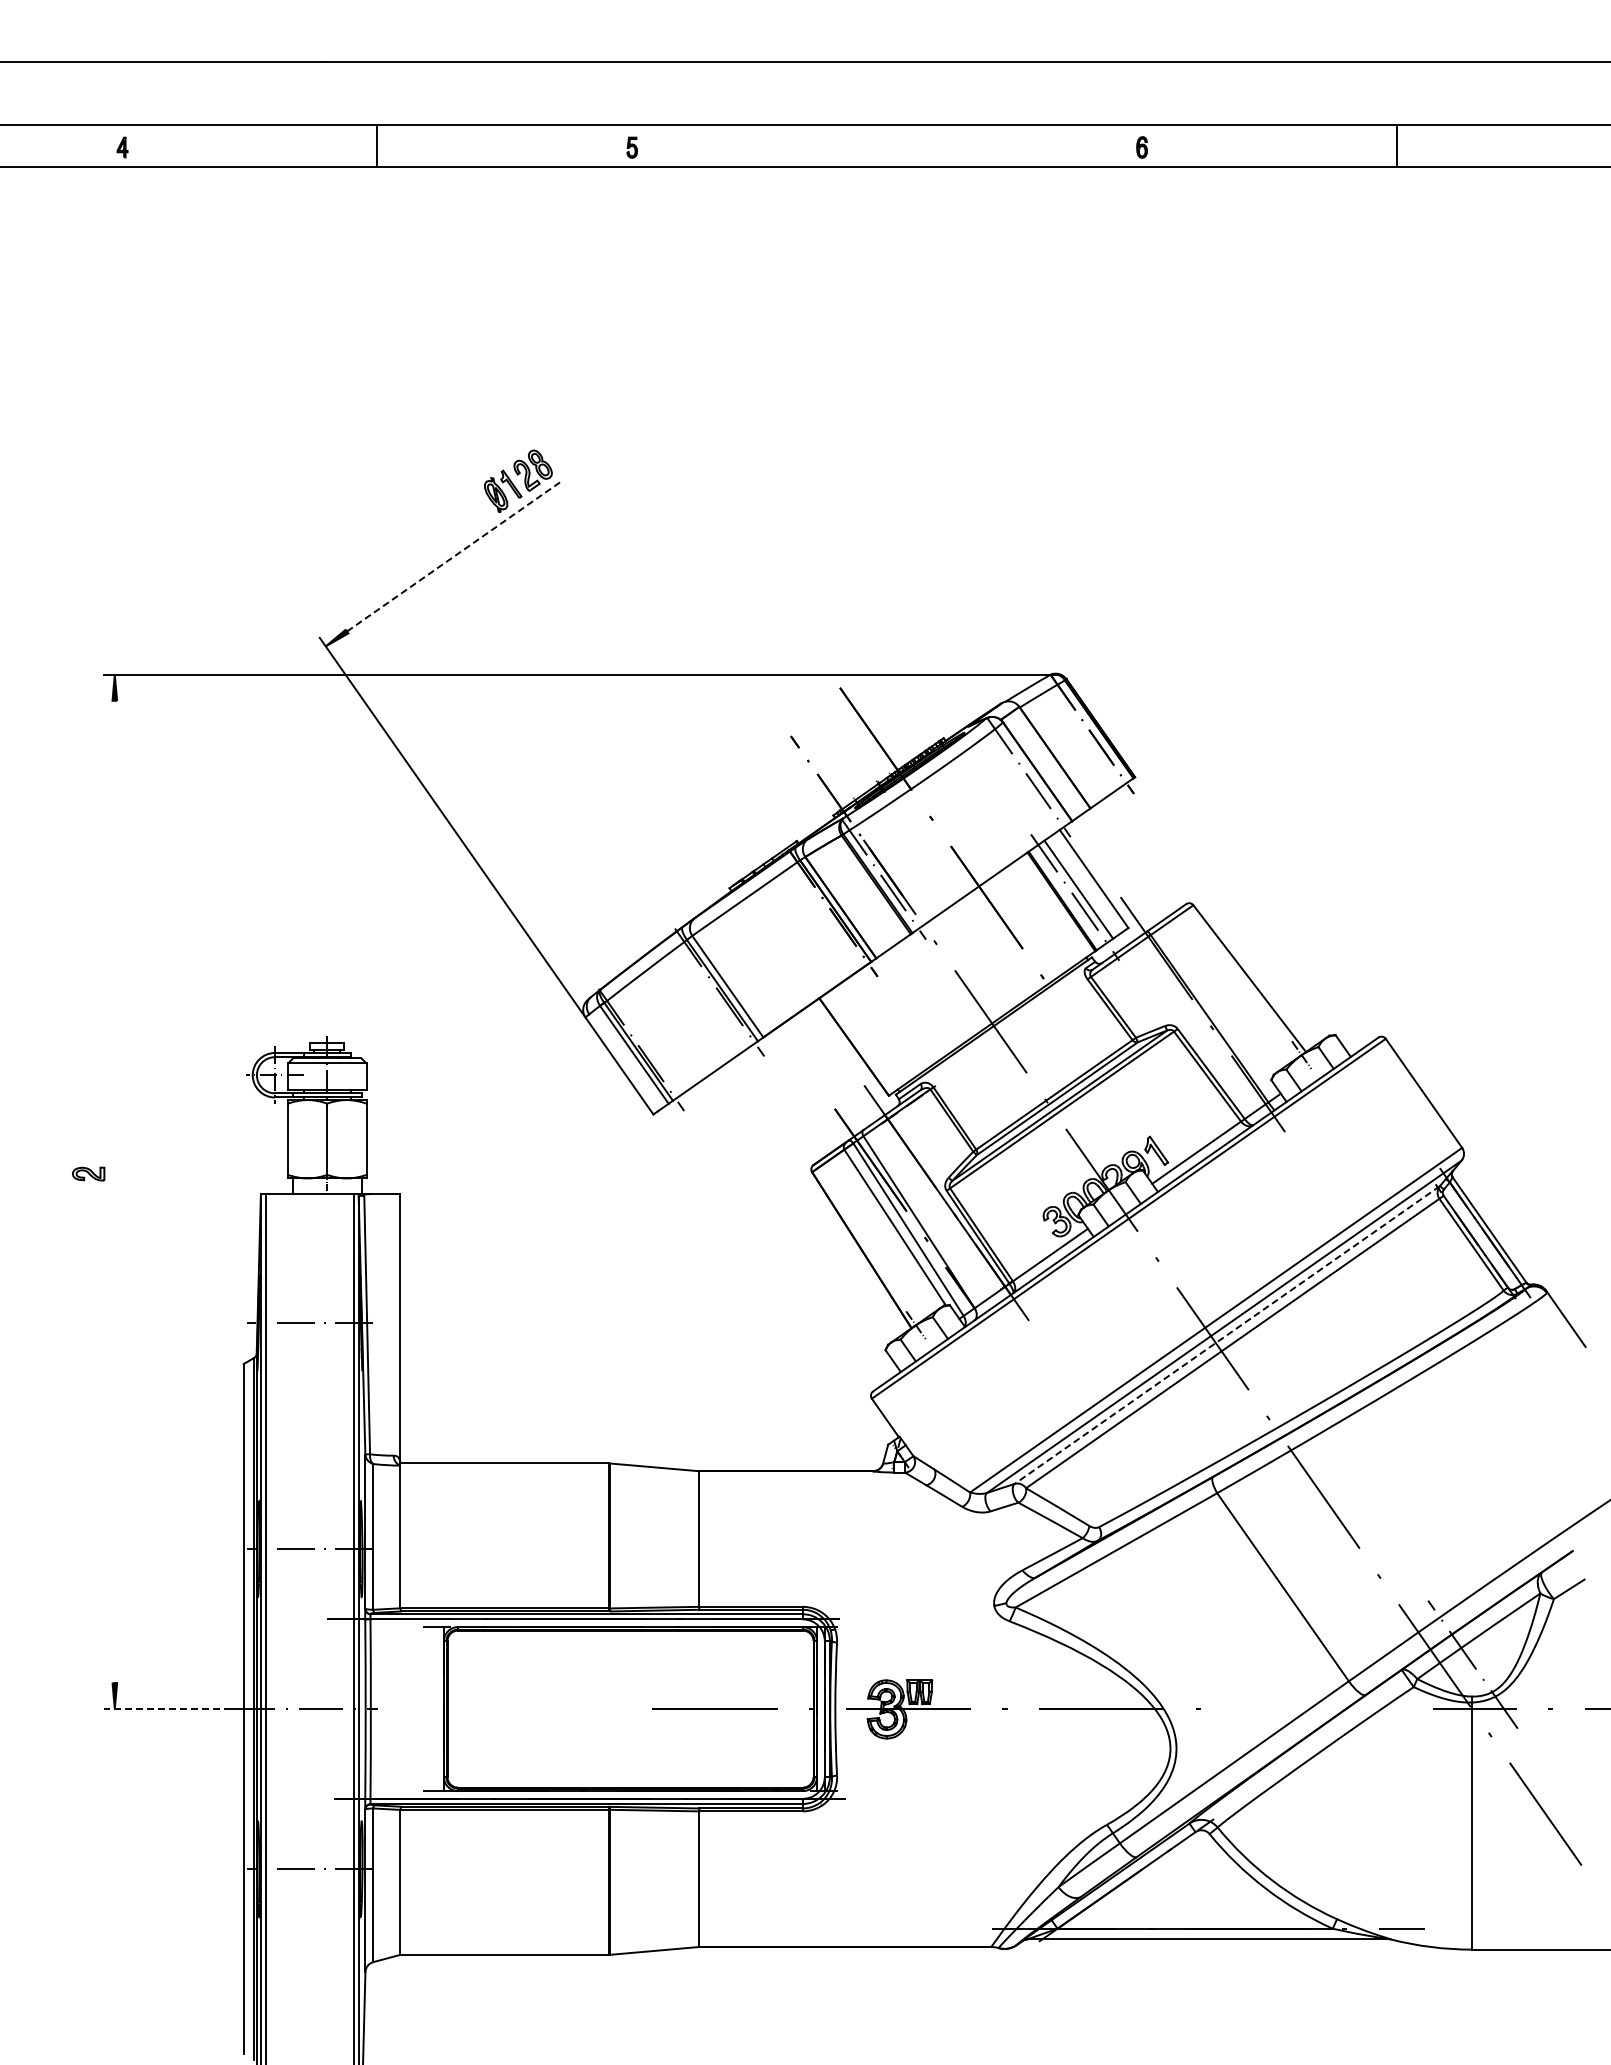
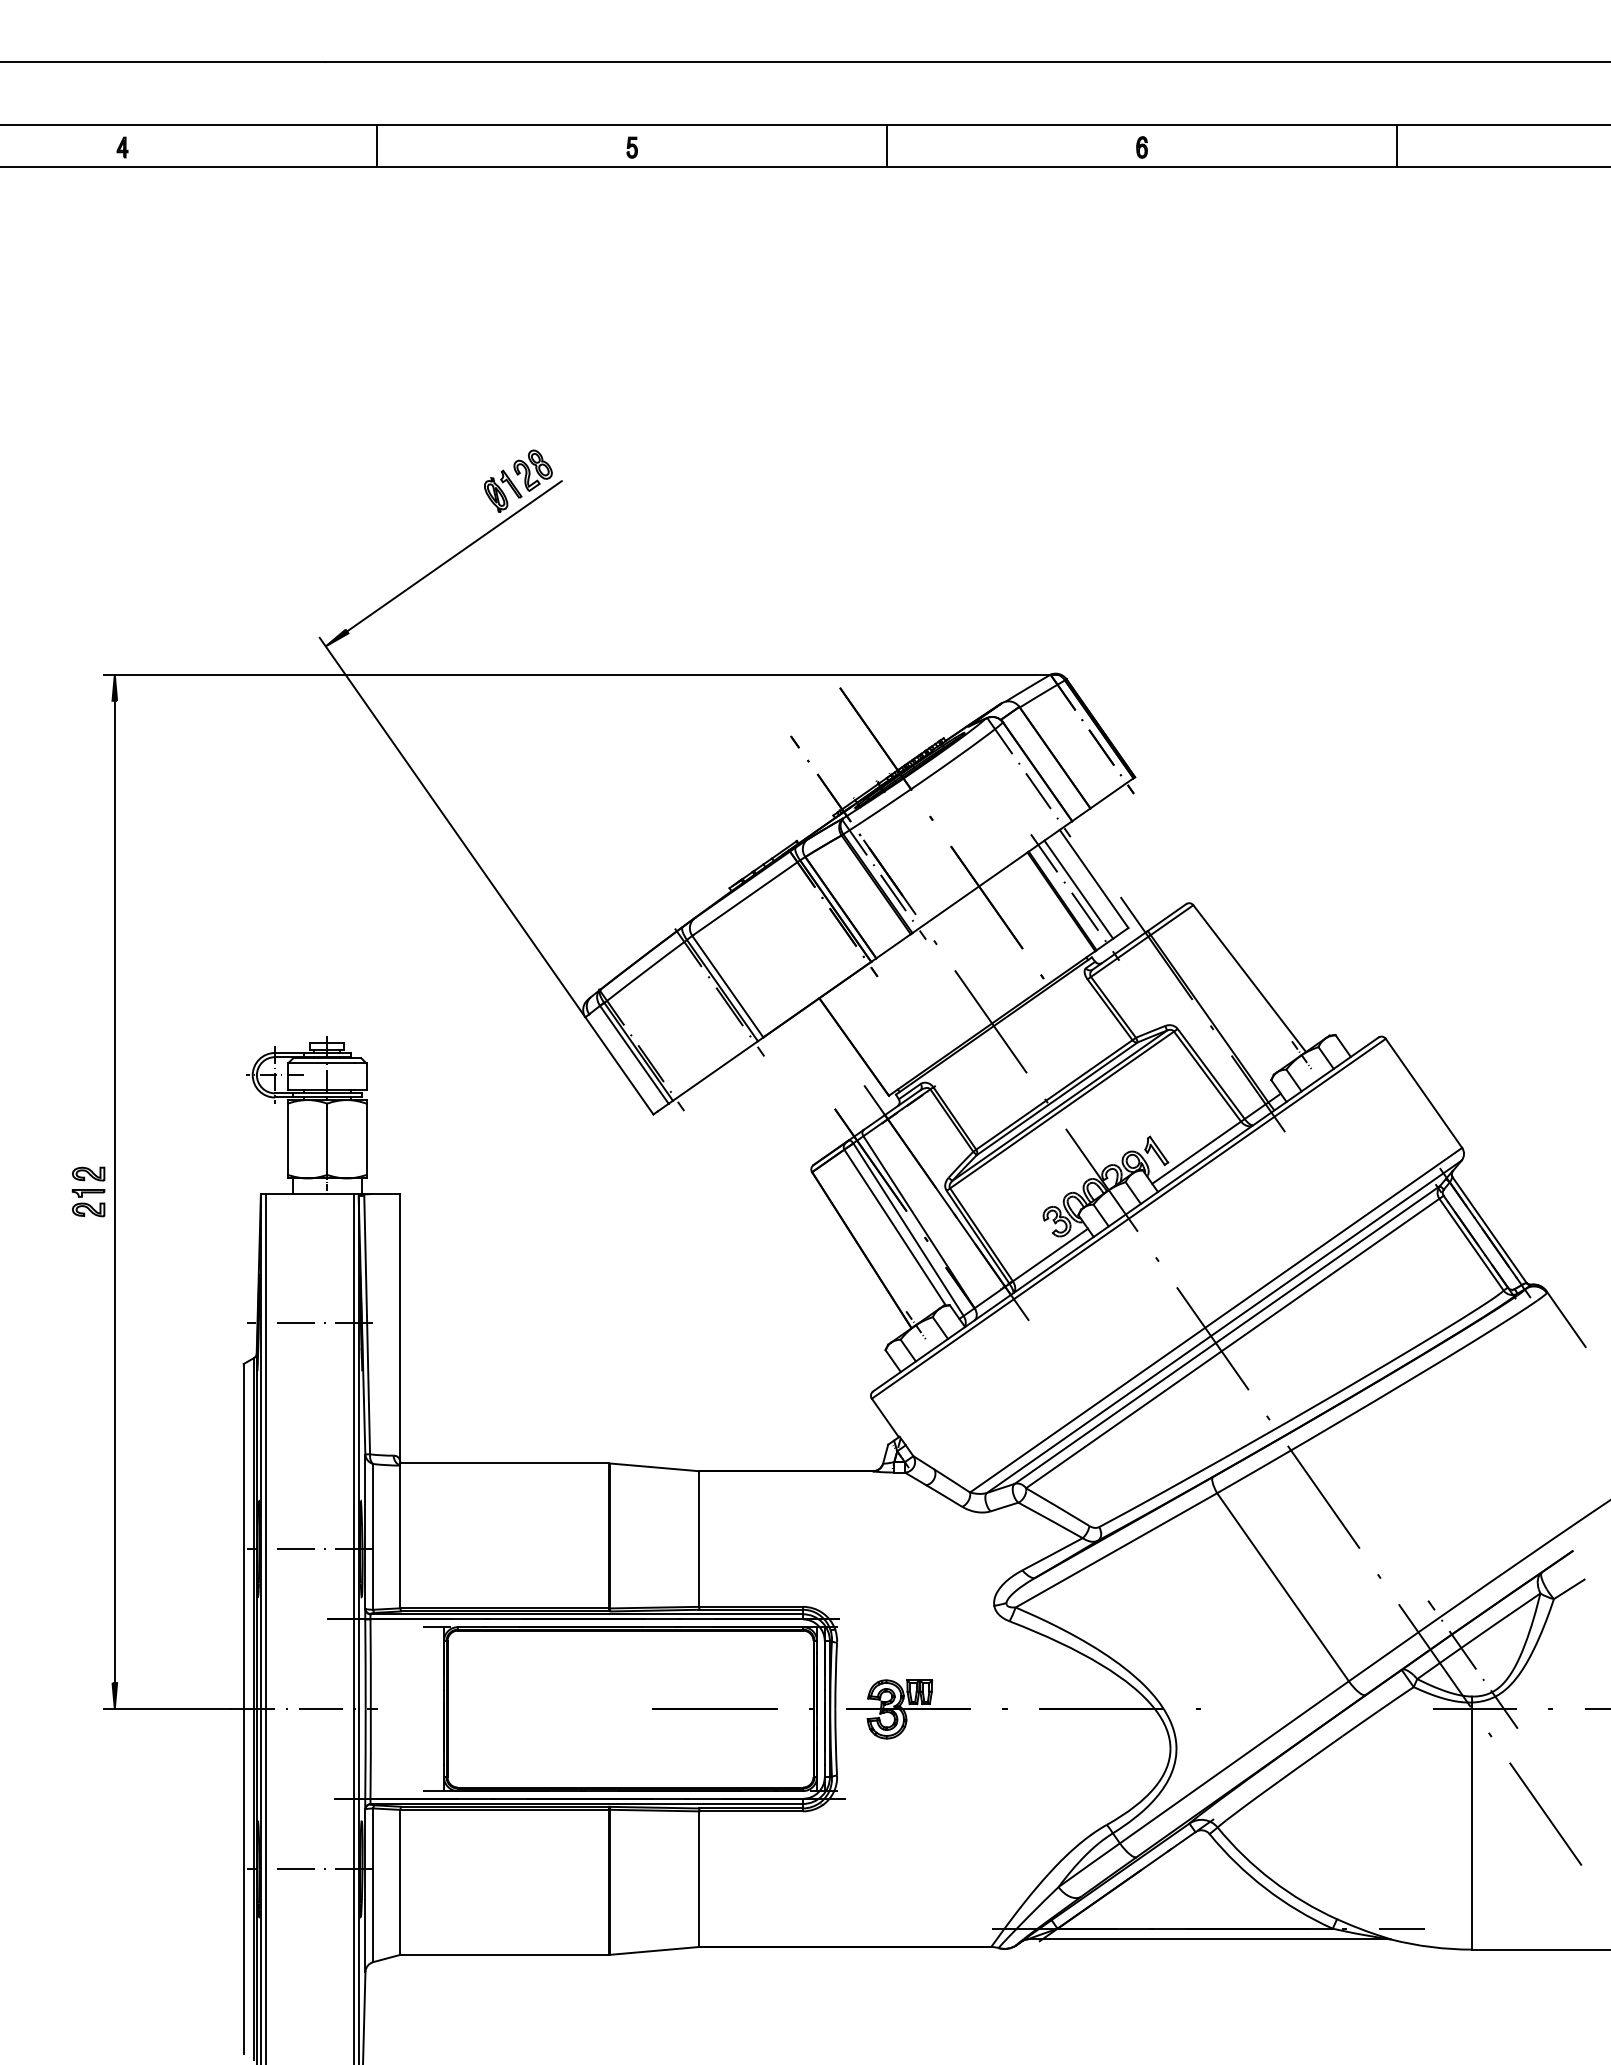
line: none -> present (886, 145)
line: dashed -> solid (454, 556)
line: none -> present (114, 1191)
part: none -> present (88, 1203)
line: dashed -> solid (1227, 1335)
line: dashed -> solid (167, 1709)
